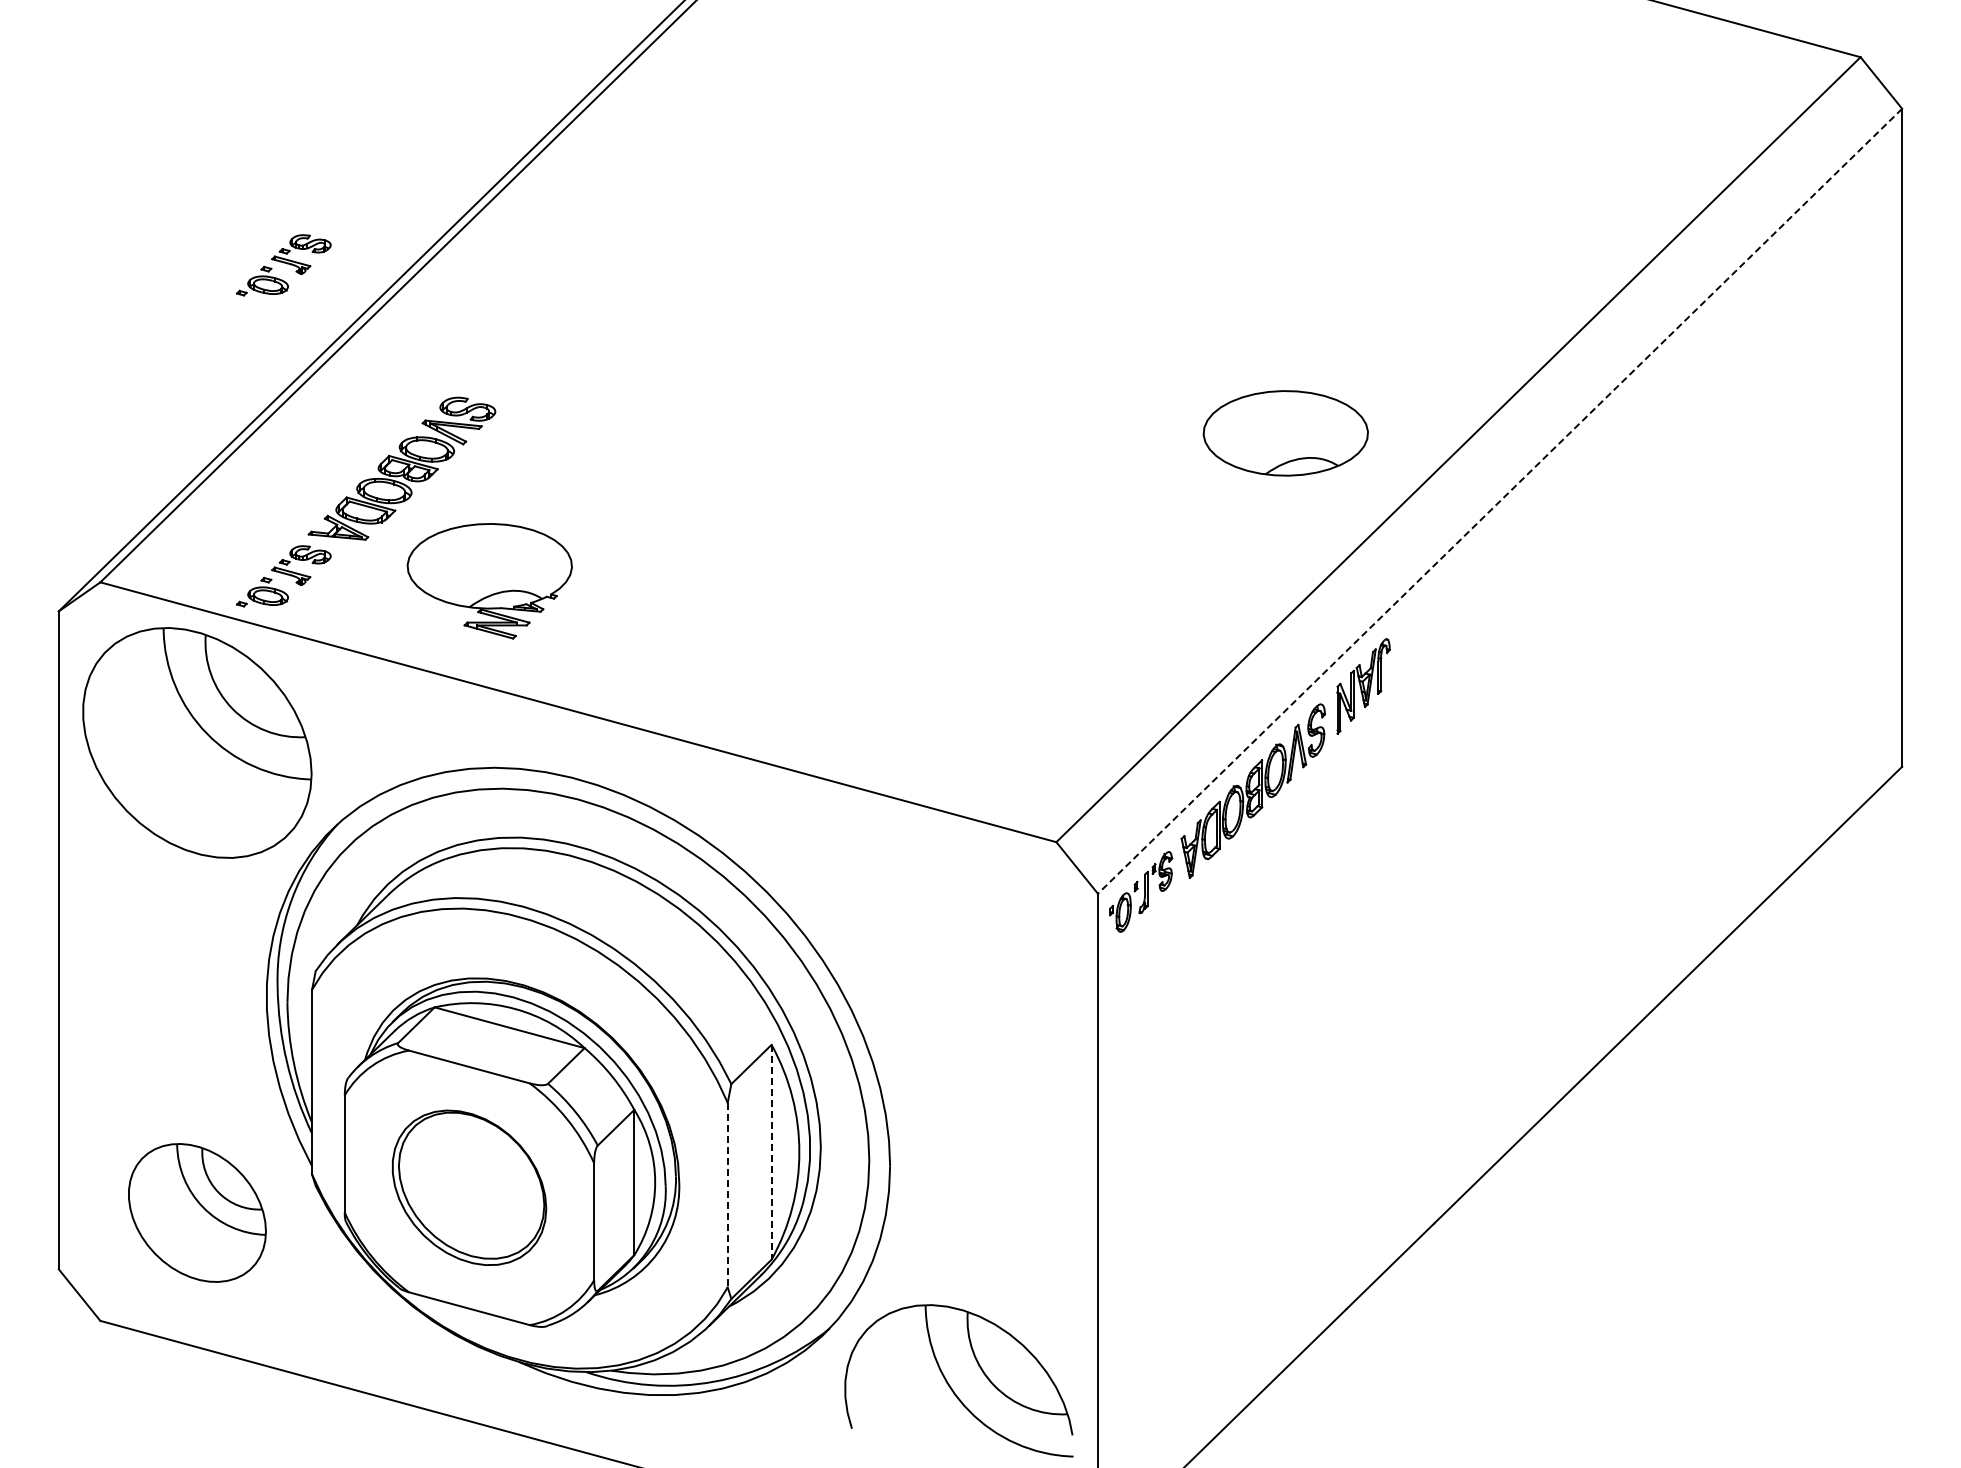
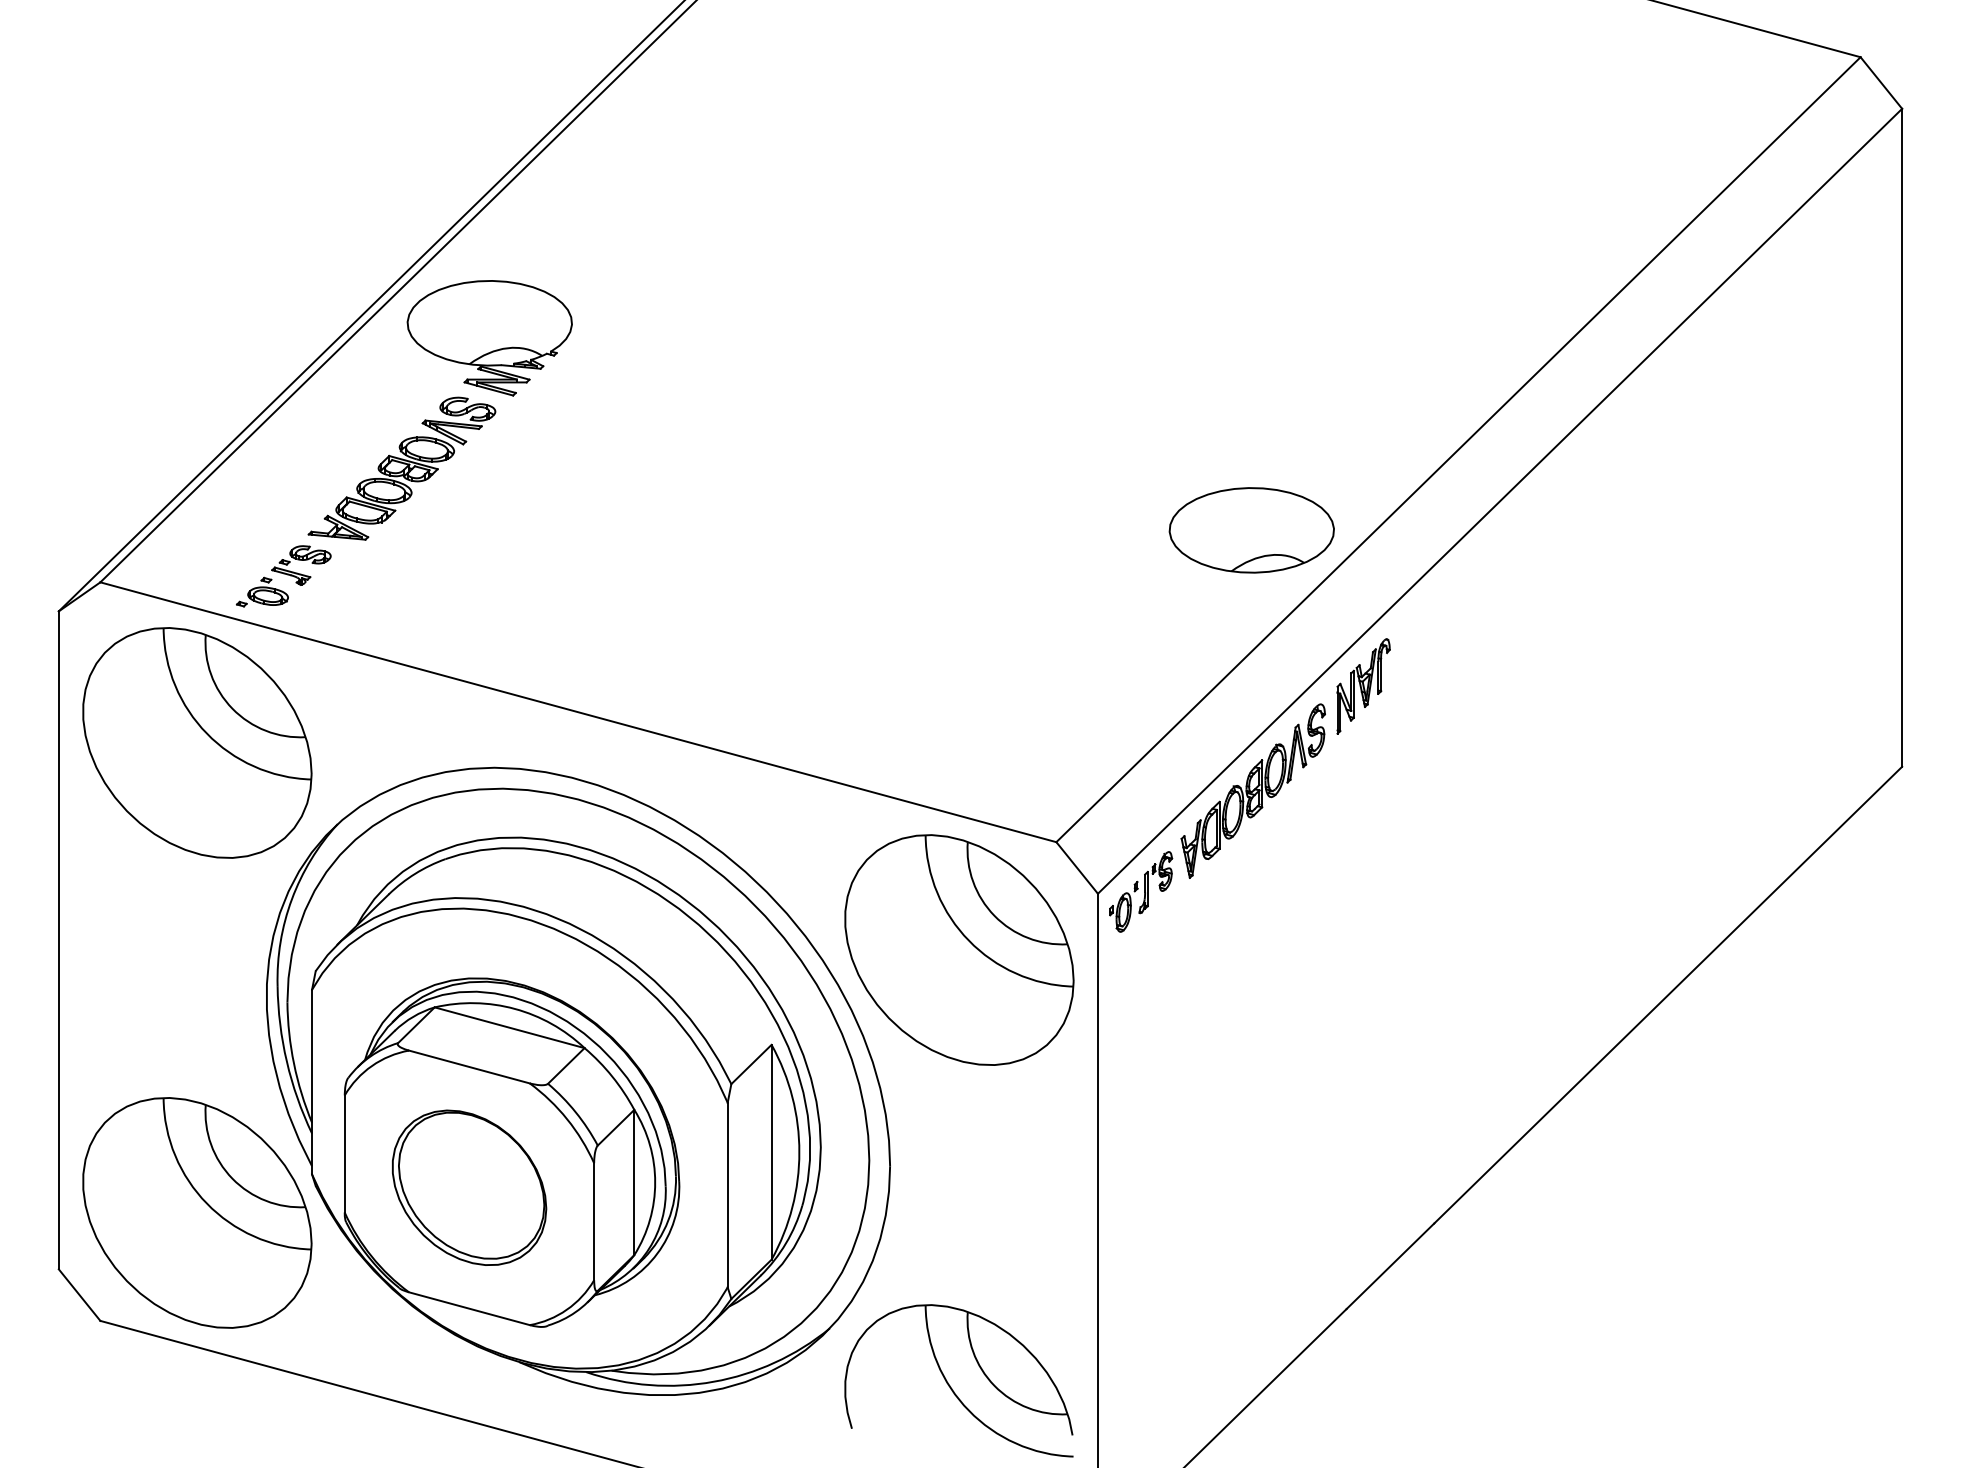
part: present -> none (283, 265)
part position: (1285, 433) -> (1251, 530) (1251, 530)
line: dashed -> solid (1500, 501)
part position: (489, 581) -> (489, 338) (489, 338)
part: none -> present (959, 949)
line: dashed -> solid (771, 1152)
line: dashed -> solid (727, 1195)
part size: 139x140 px -> 231x232 px (197, 1212)
